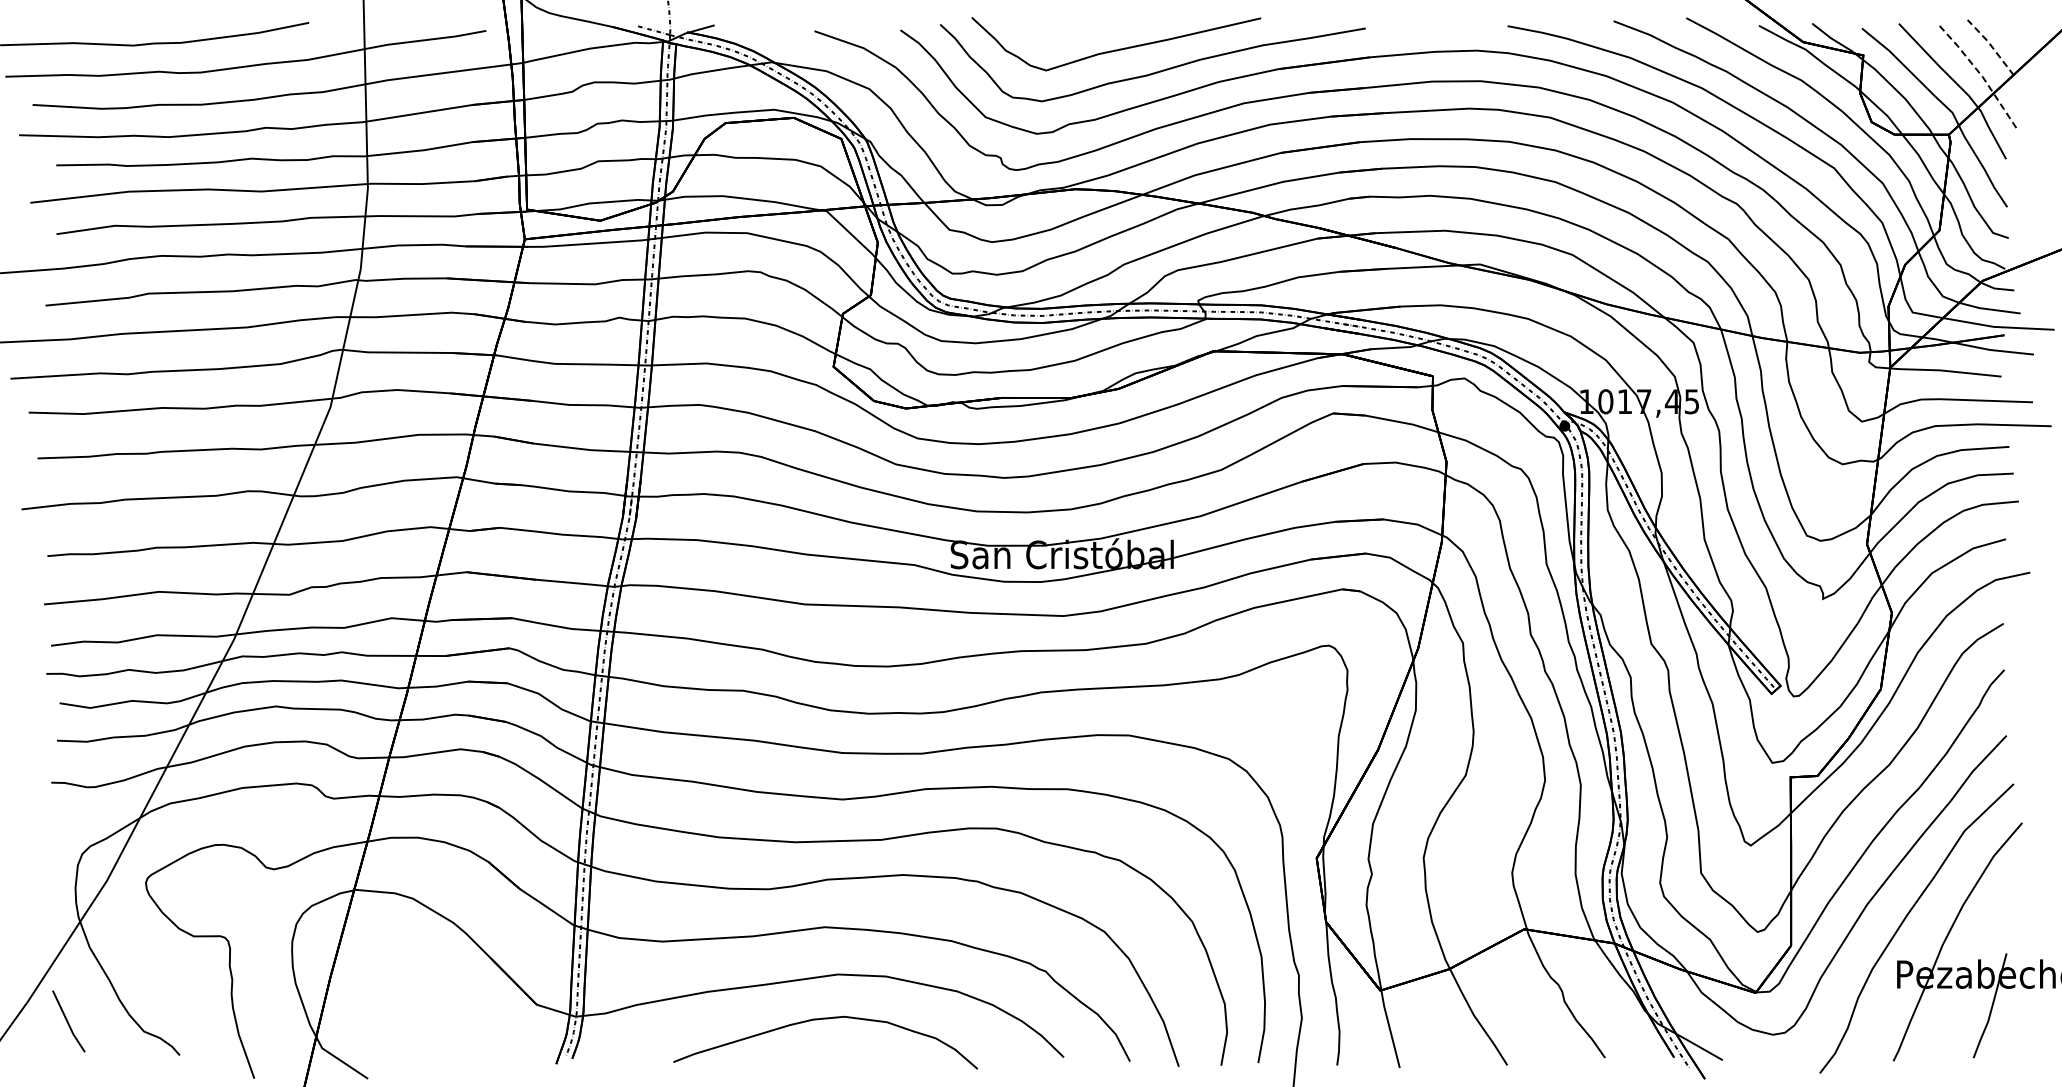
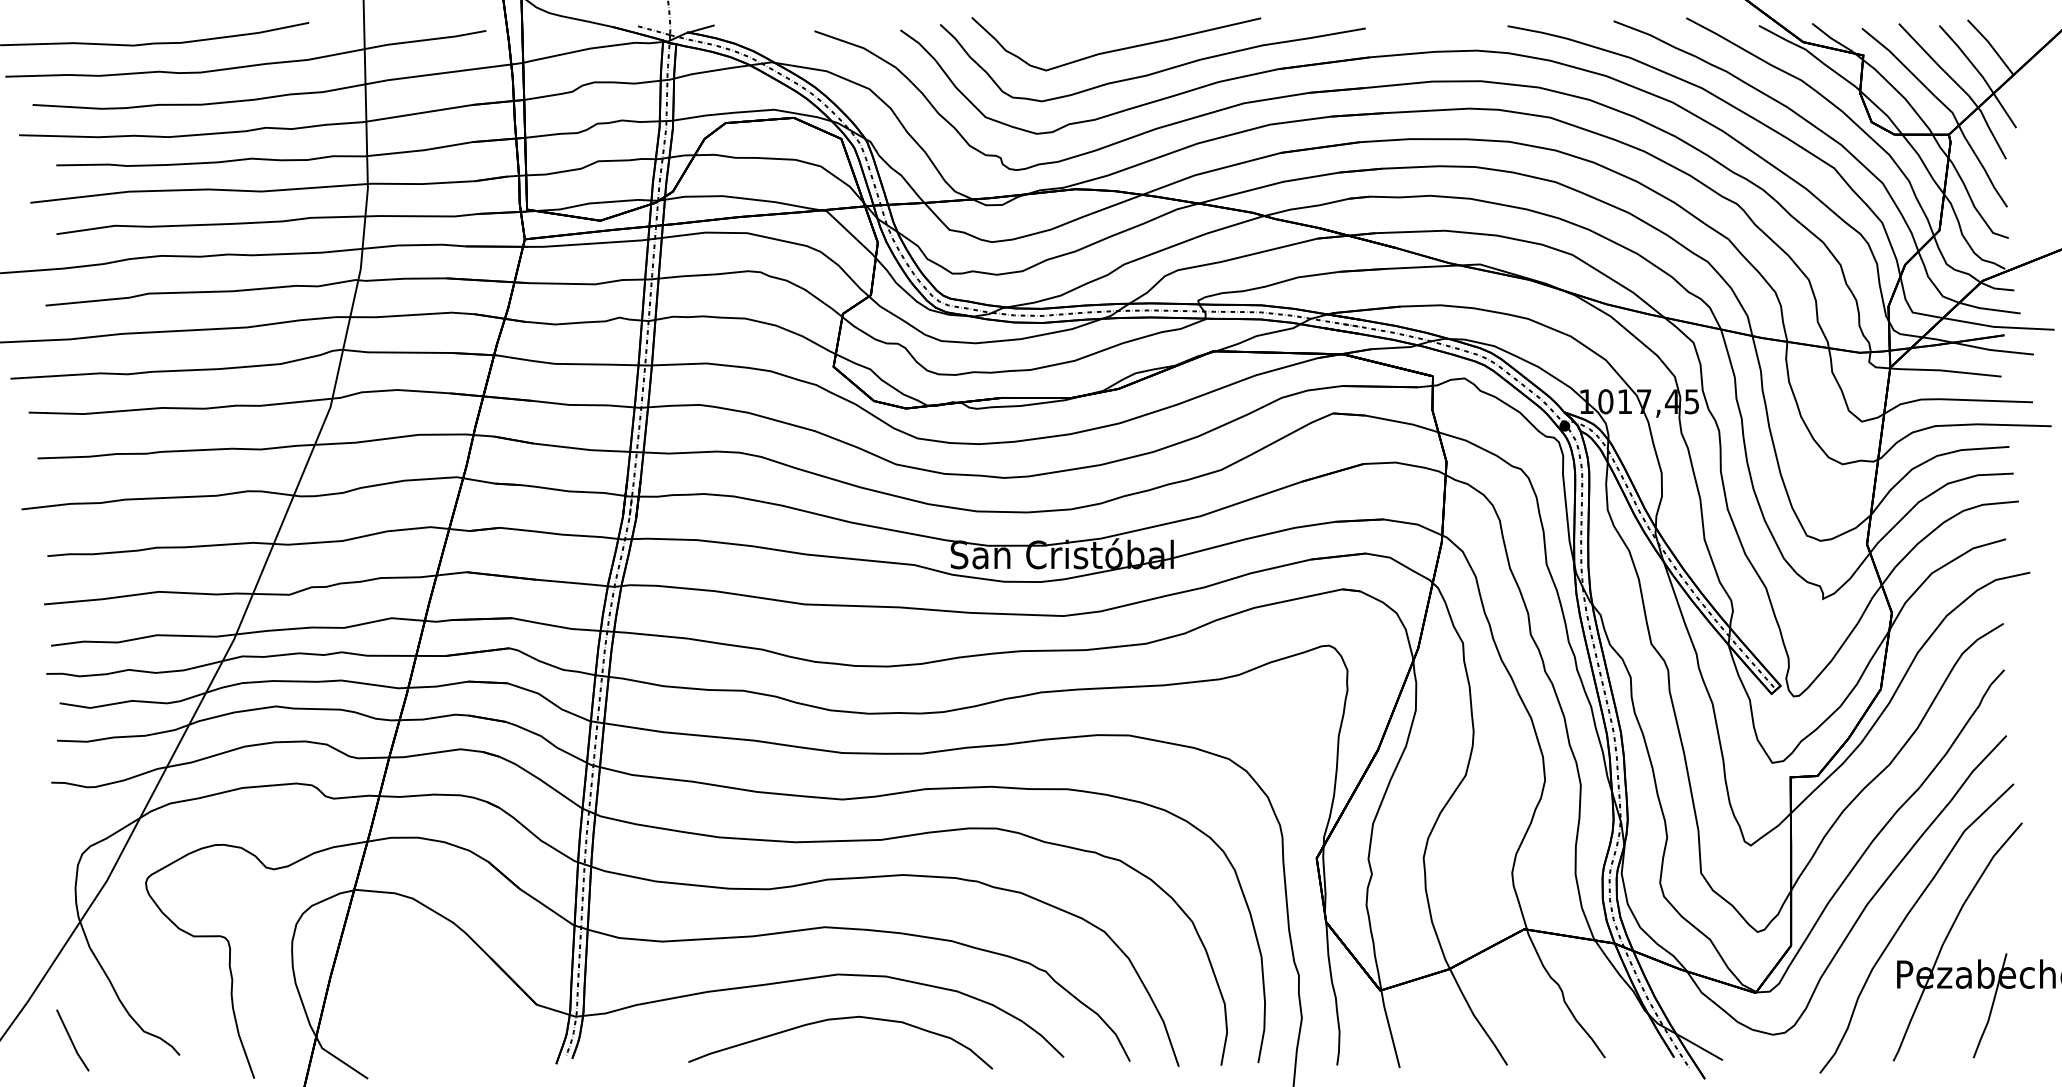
line: dashed -> solid (1991, 45)
line: dashed -> solid (1980, 74)
curve position: (825, 1019) -> (840, 1019) (840, 1019)
line position: (68, 1021) -> (72, 1040) (72, 1040)
